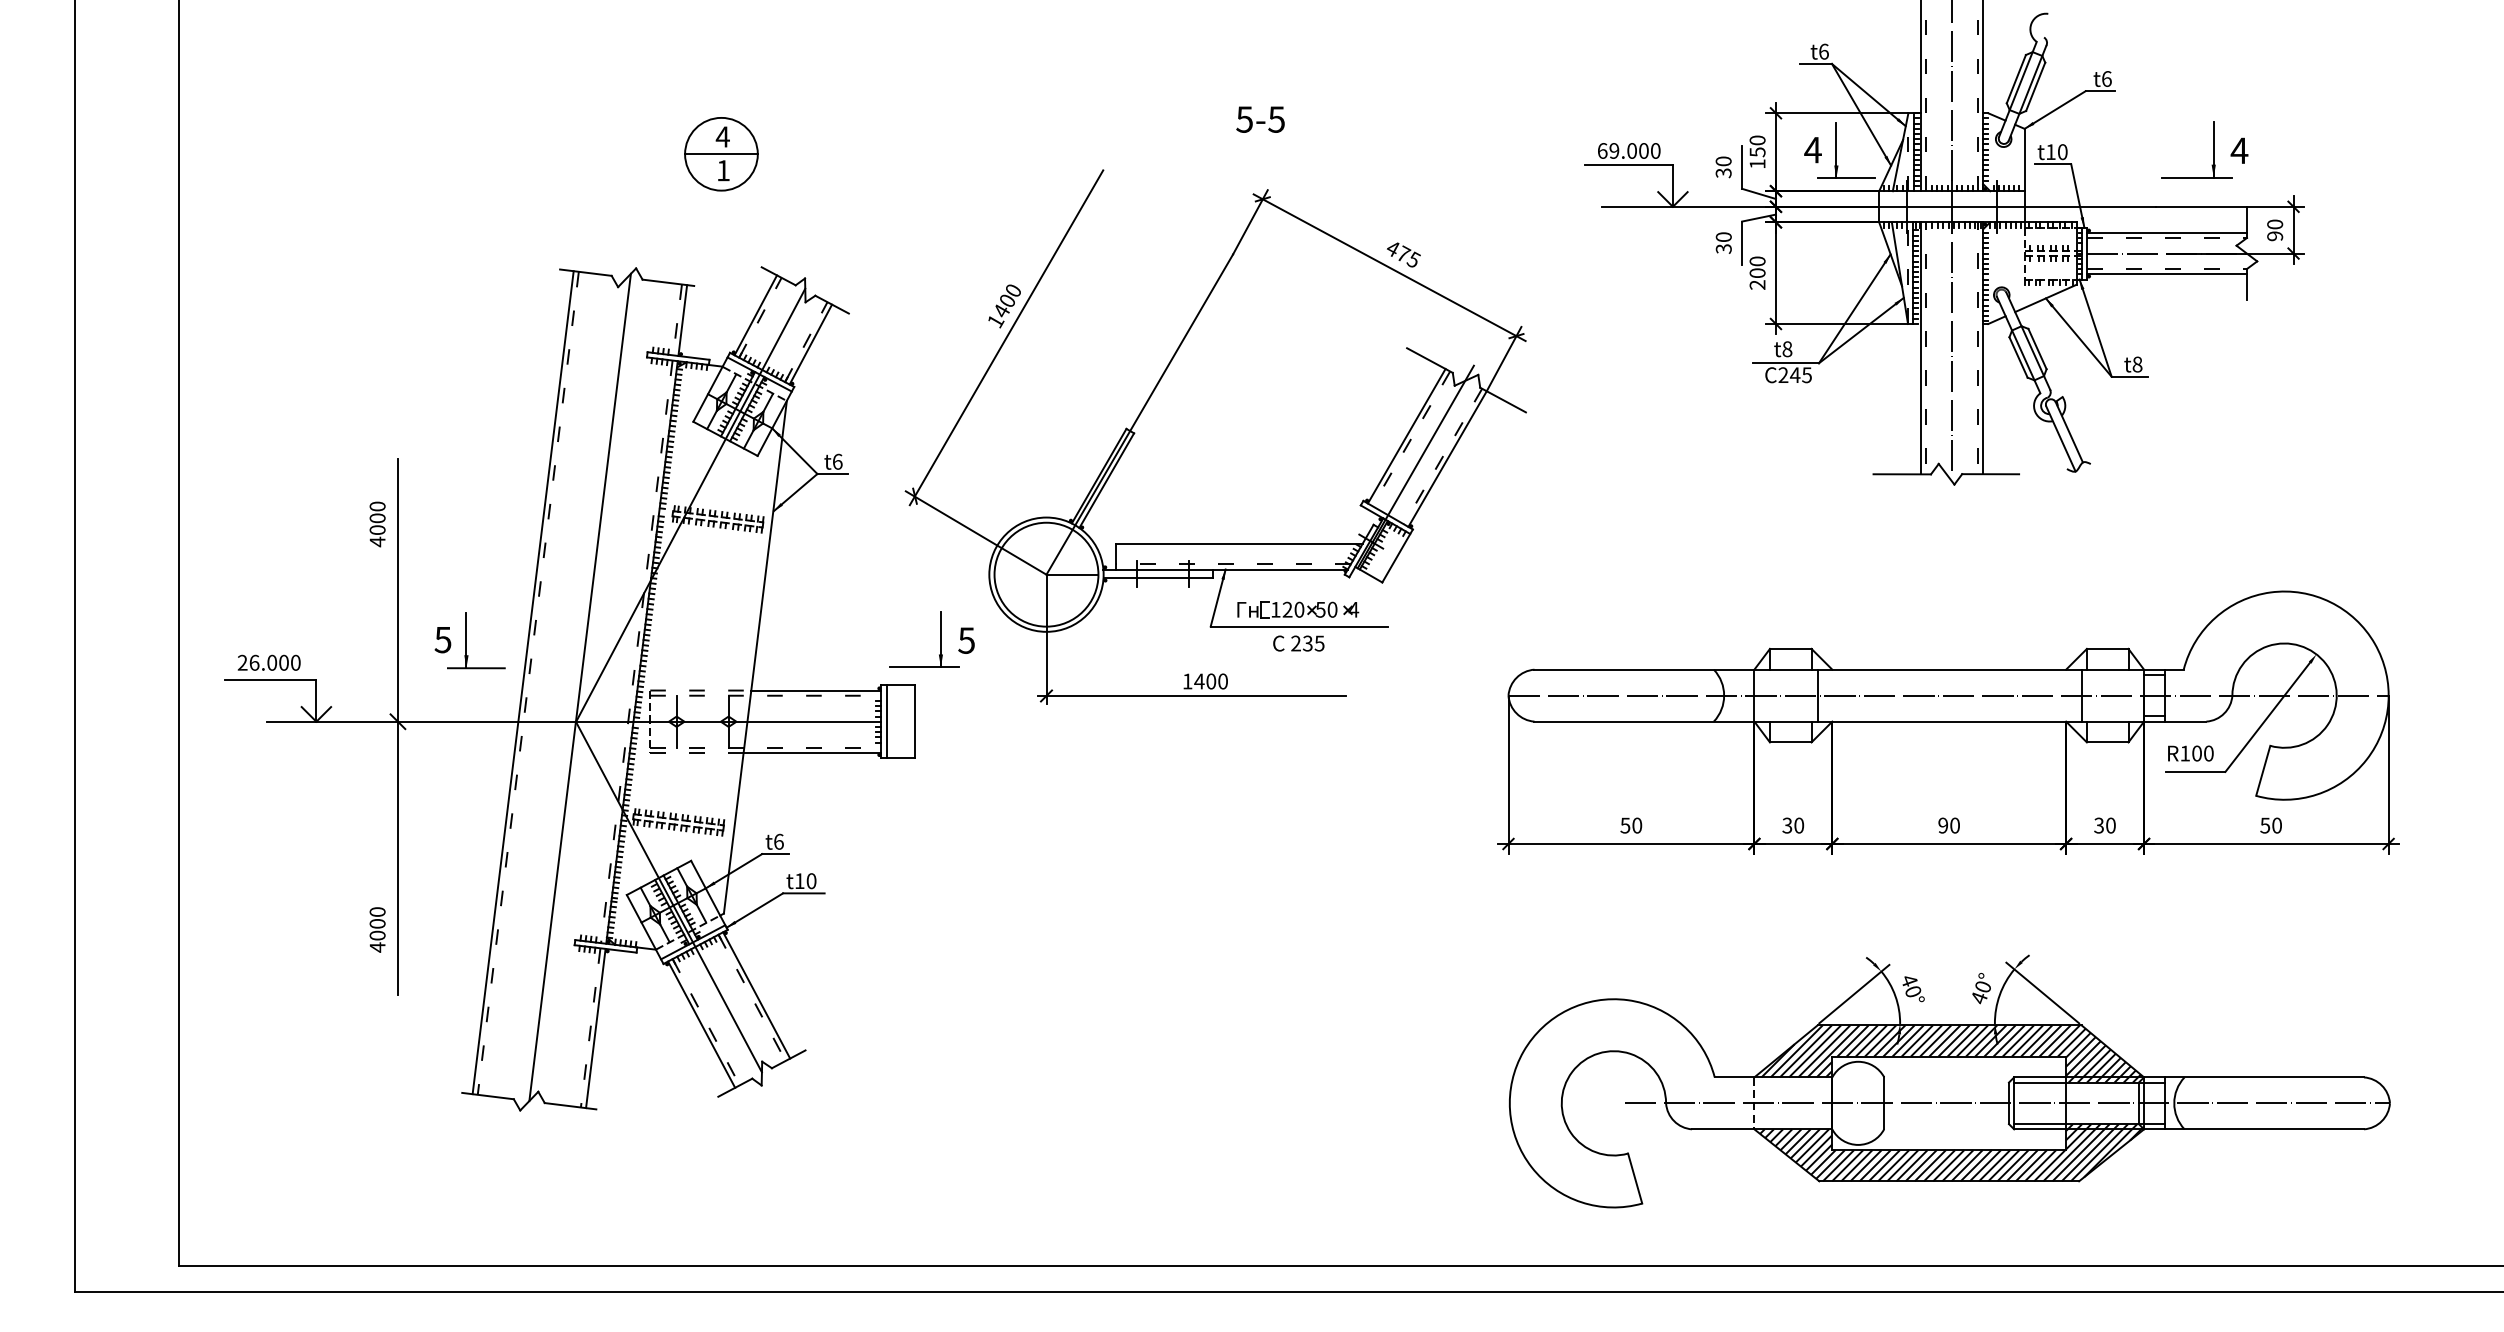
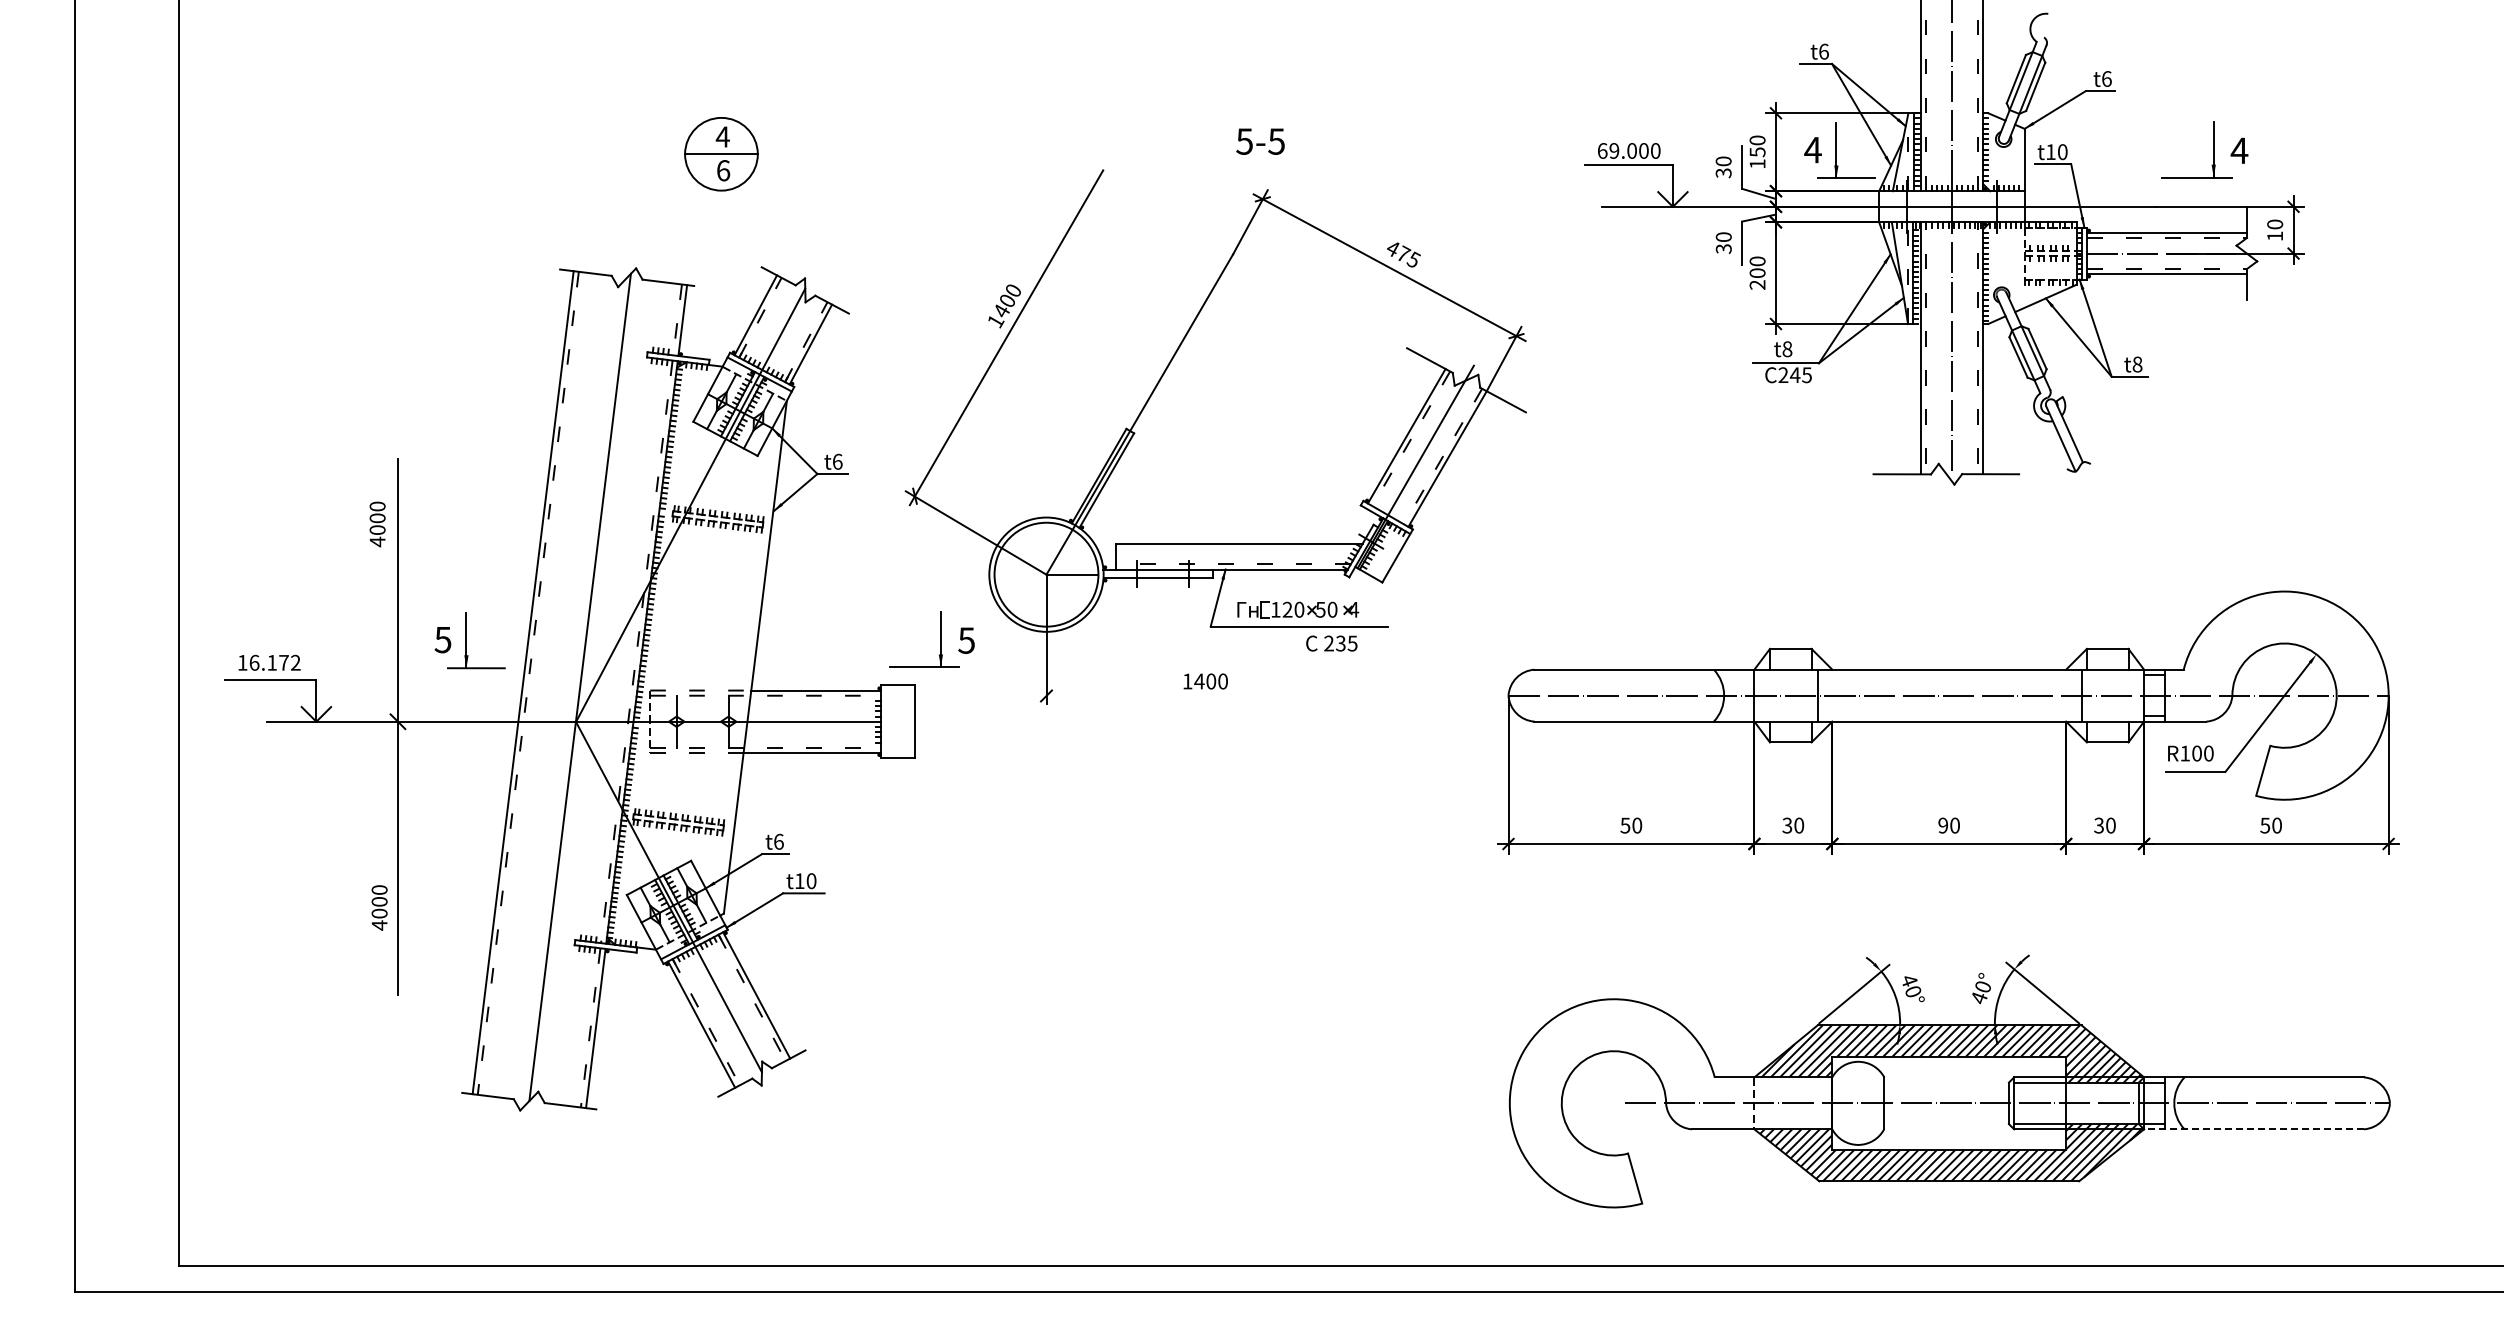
text position: (1260, 119) -> (1260, 141) (1260, 141)
text: 1 -> 6 (723, 170)
text: 90 -> 10 (2275, 236)
text position: (1298, 643) -> (1331, 643) (1331, 643)
text: 26.000 -> 16.172 (268, 662)
line: present -> none (1192, 695)
line: present -> none (886, 721)
text position: (377, 929) -> (379, 907) (379, 907)
line: solid -> dashed (2254, 1129)
